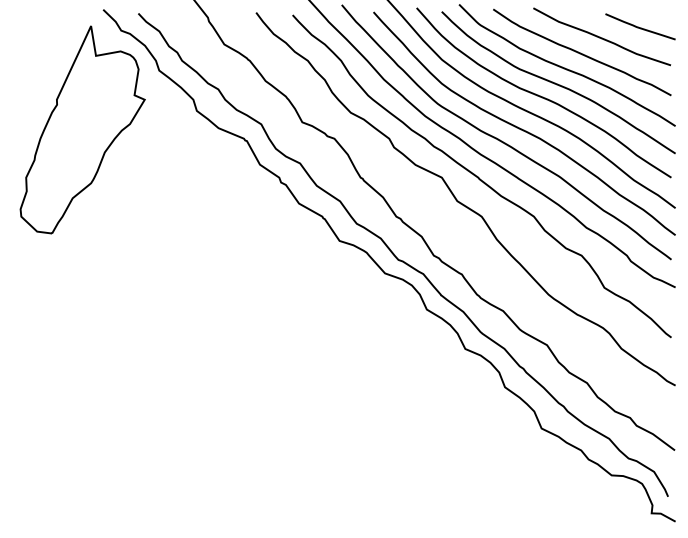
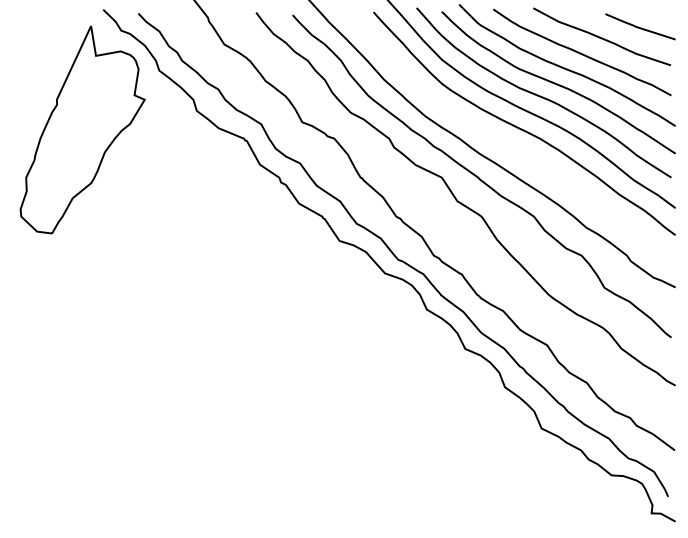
curve: present -> none (500, 139)
